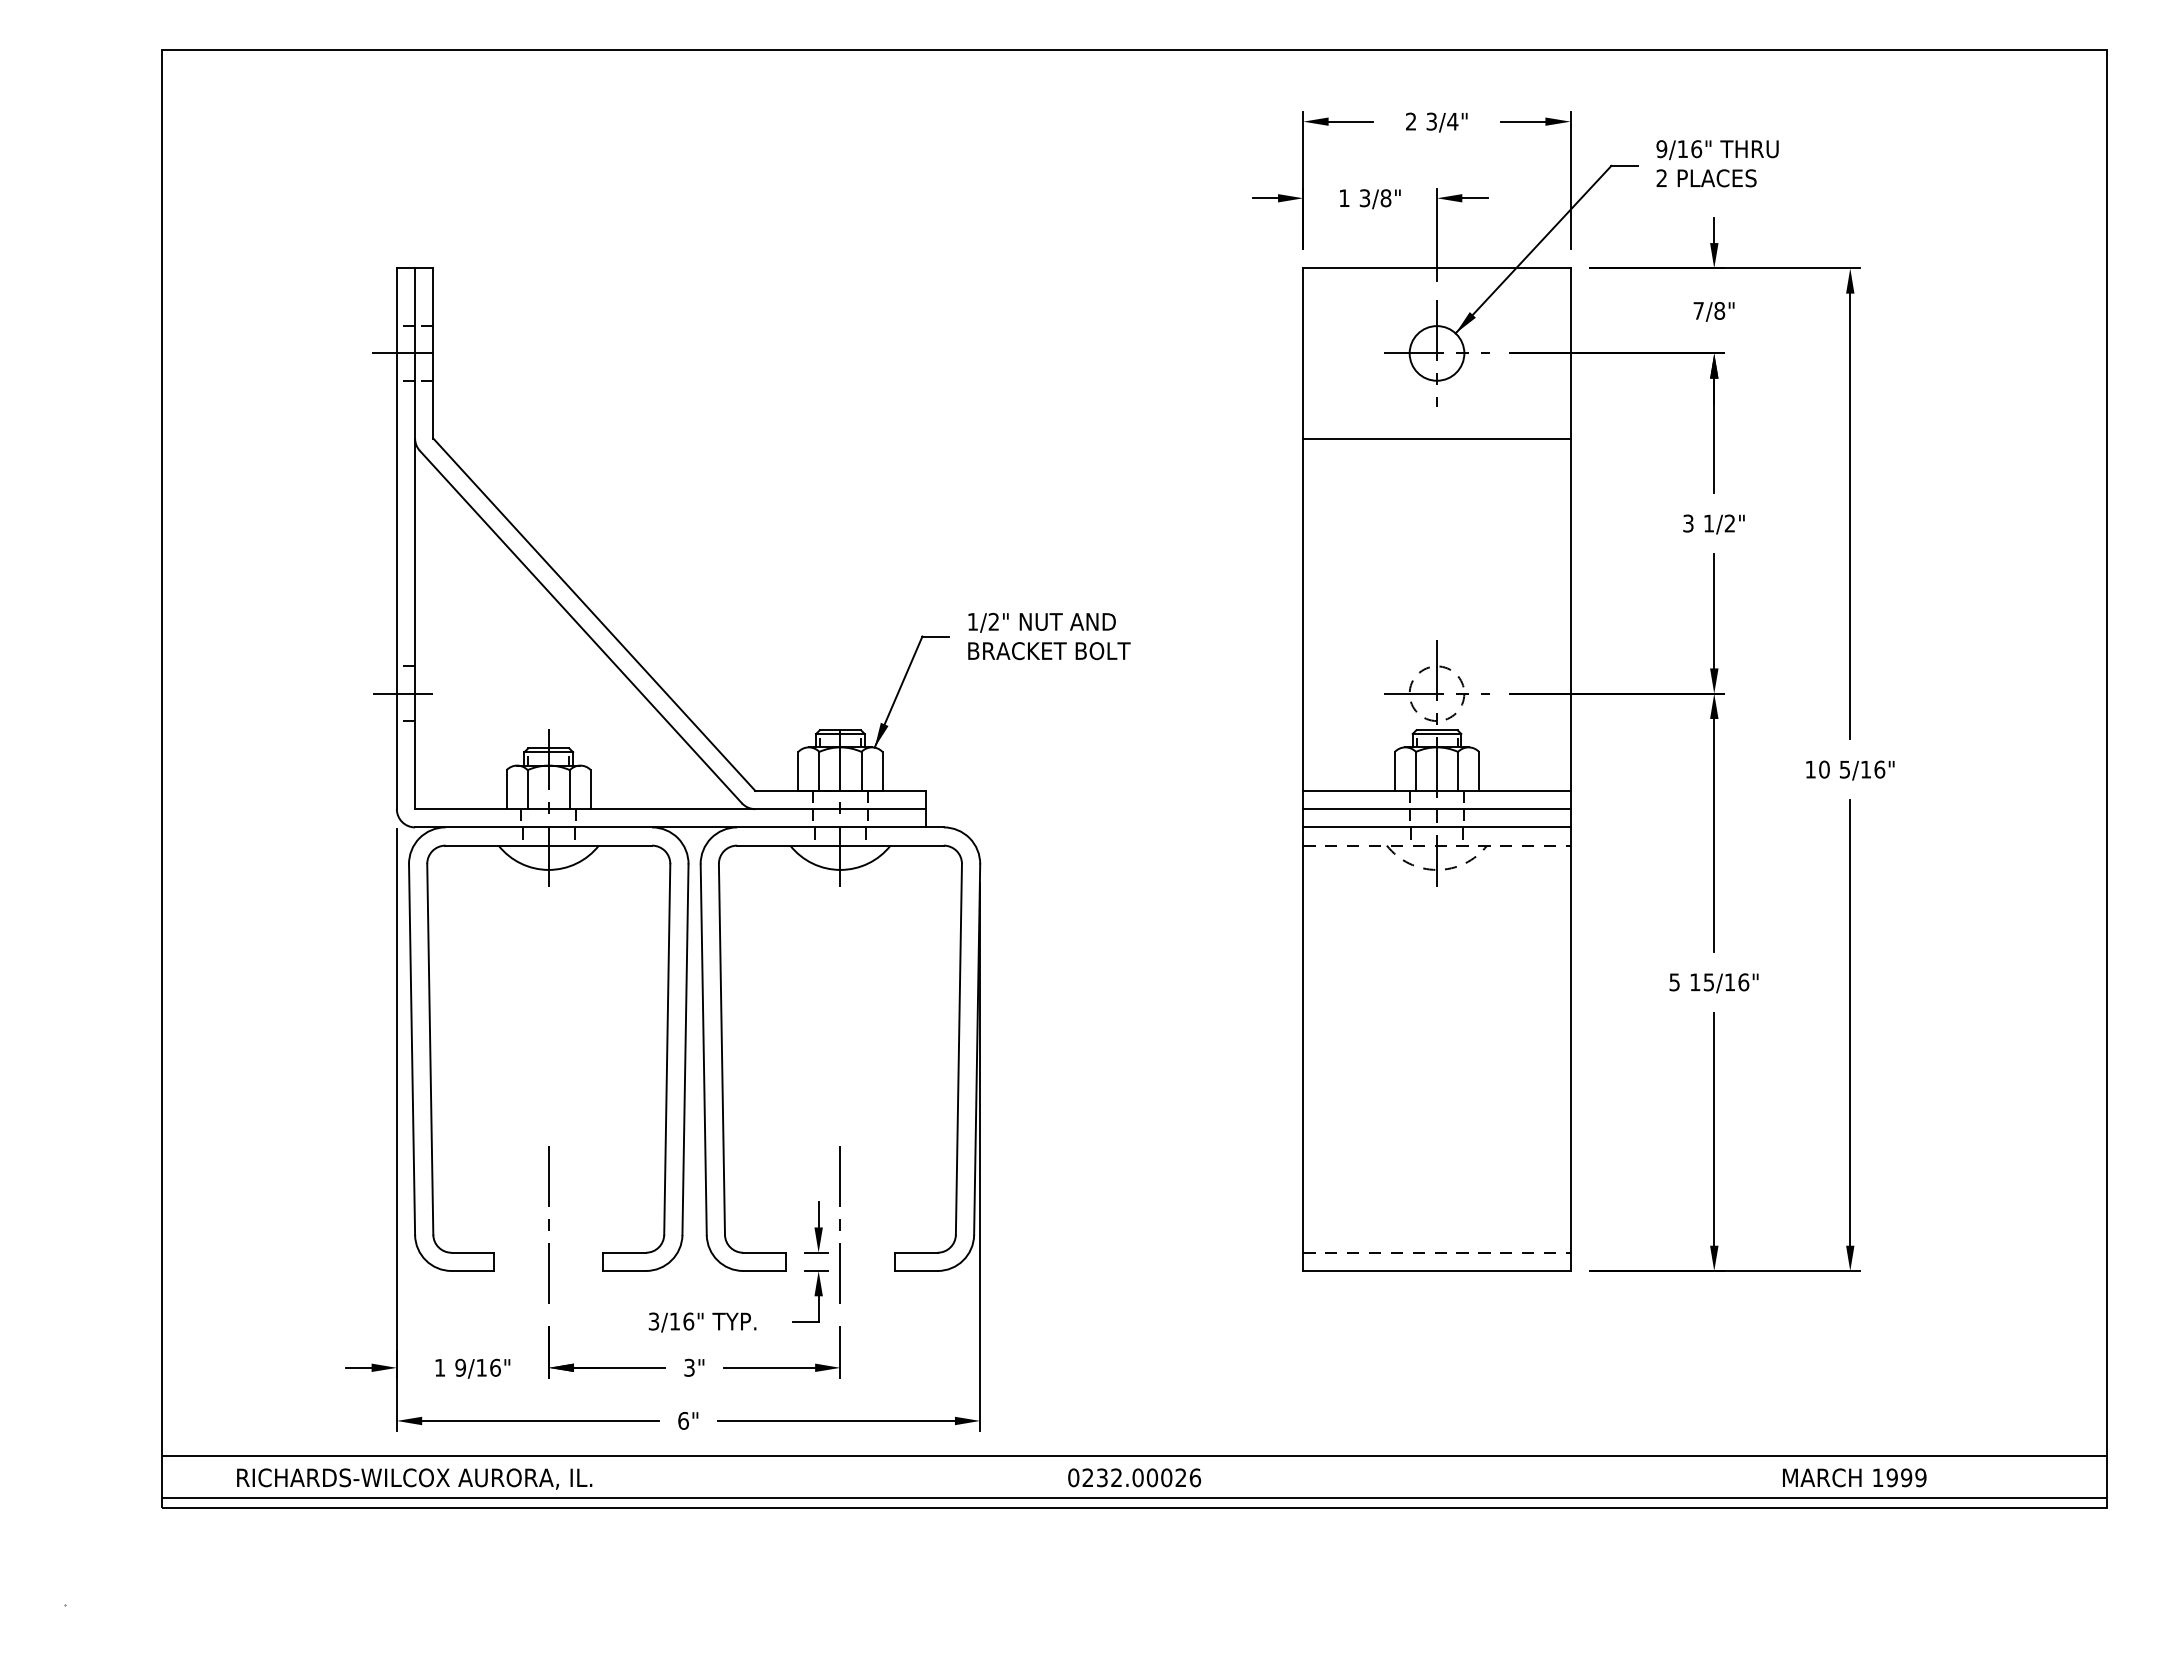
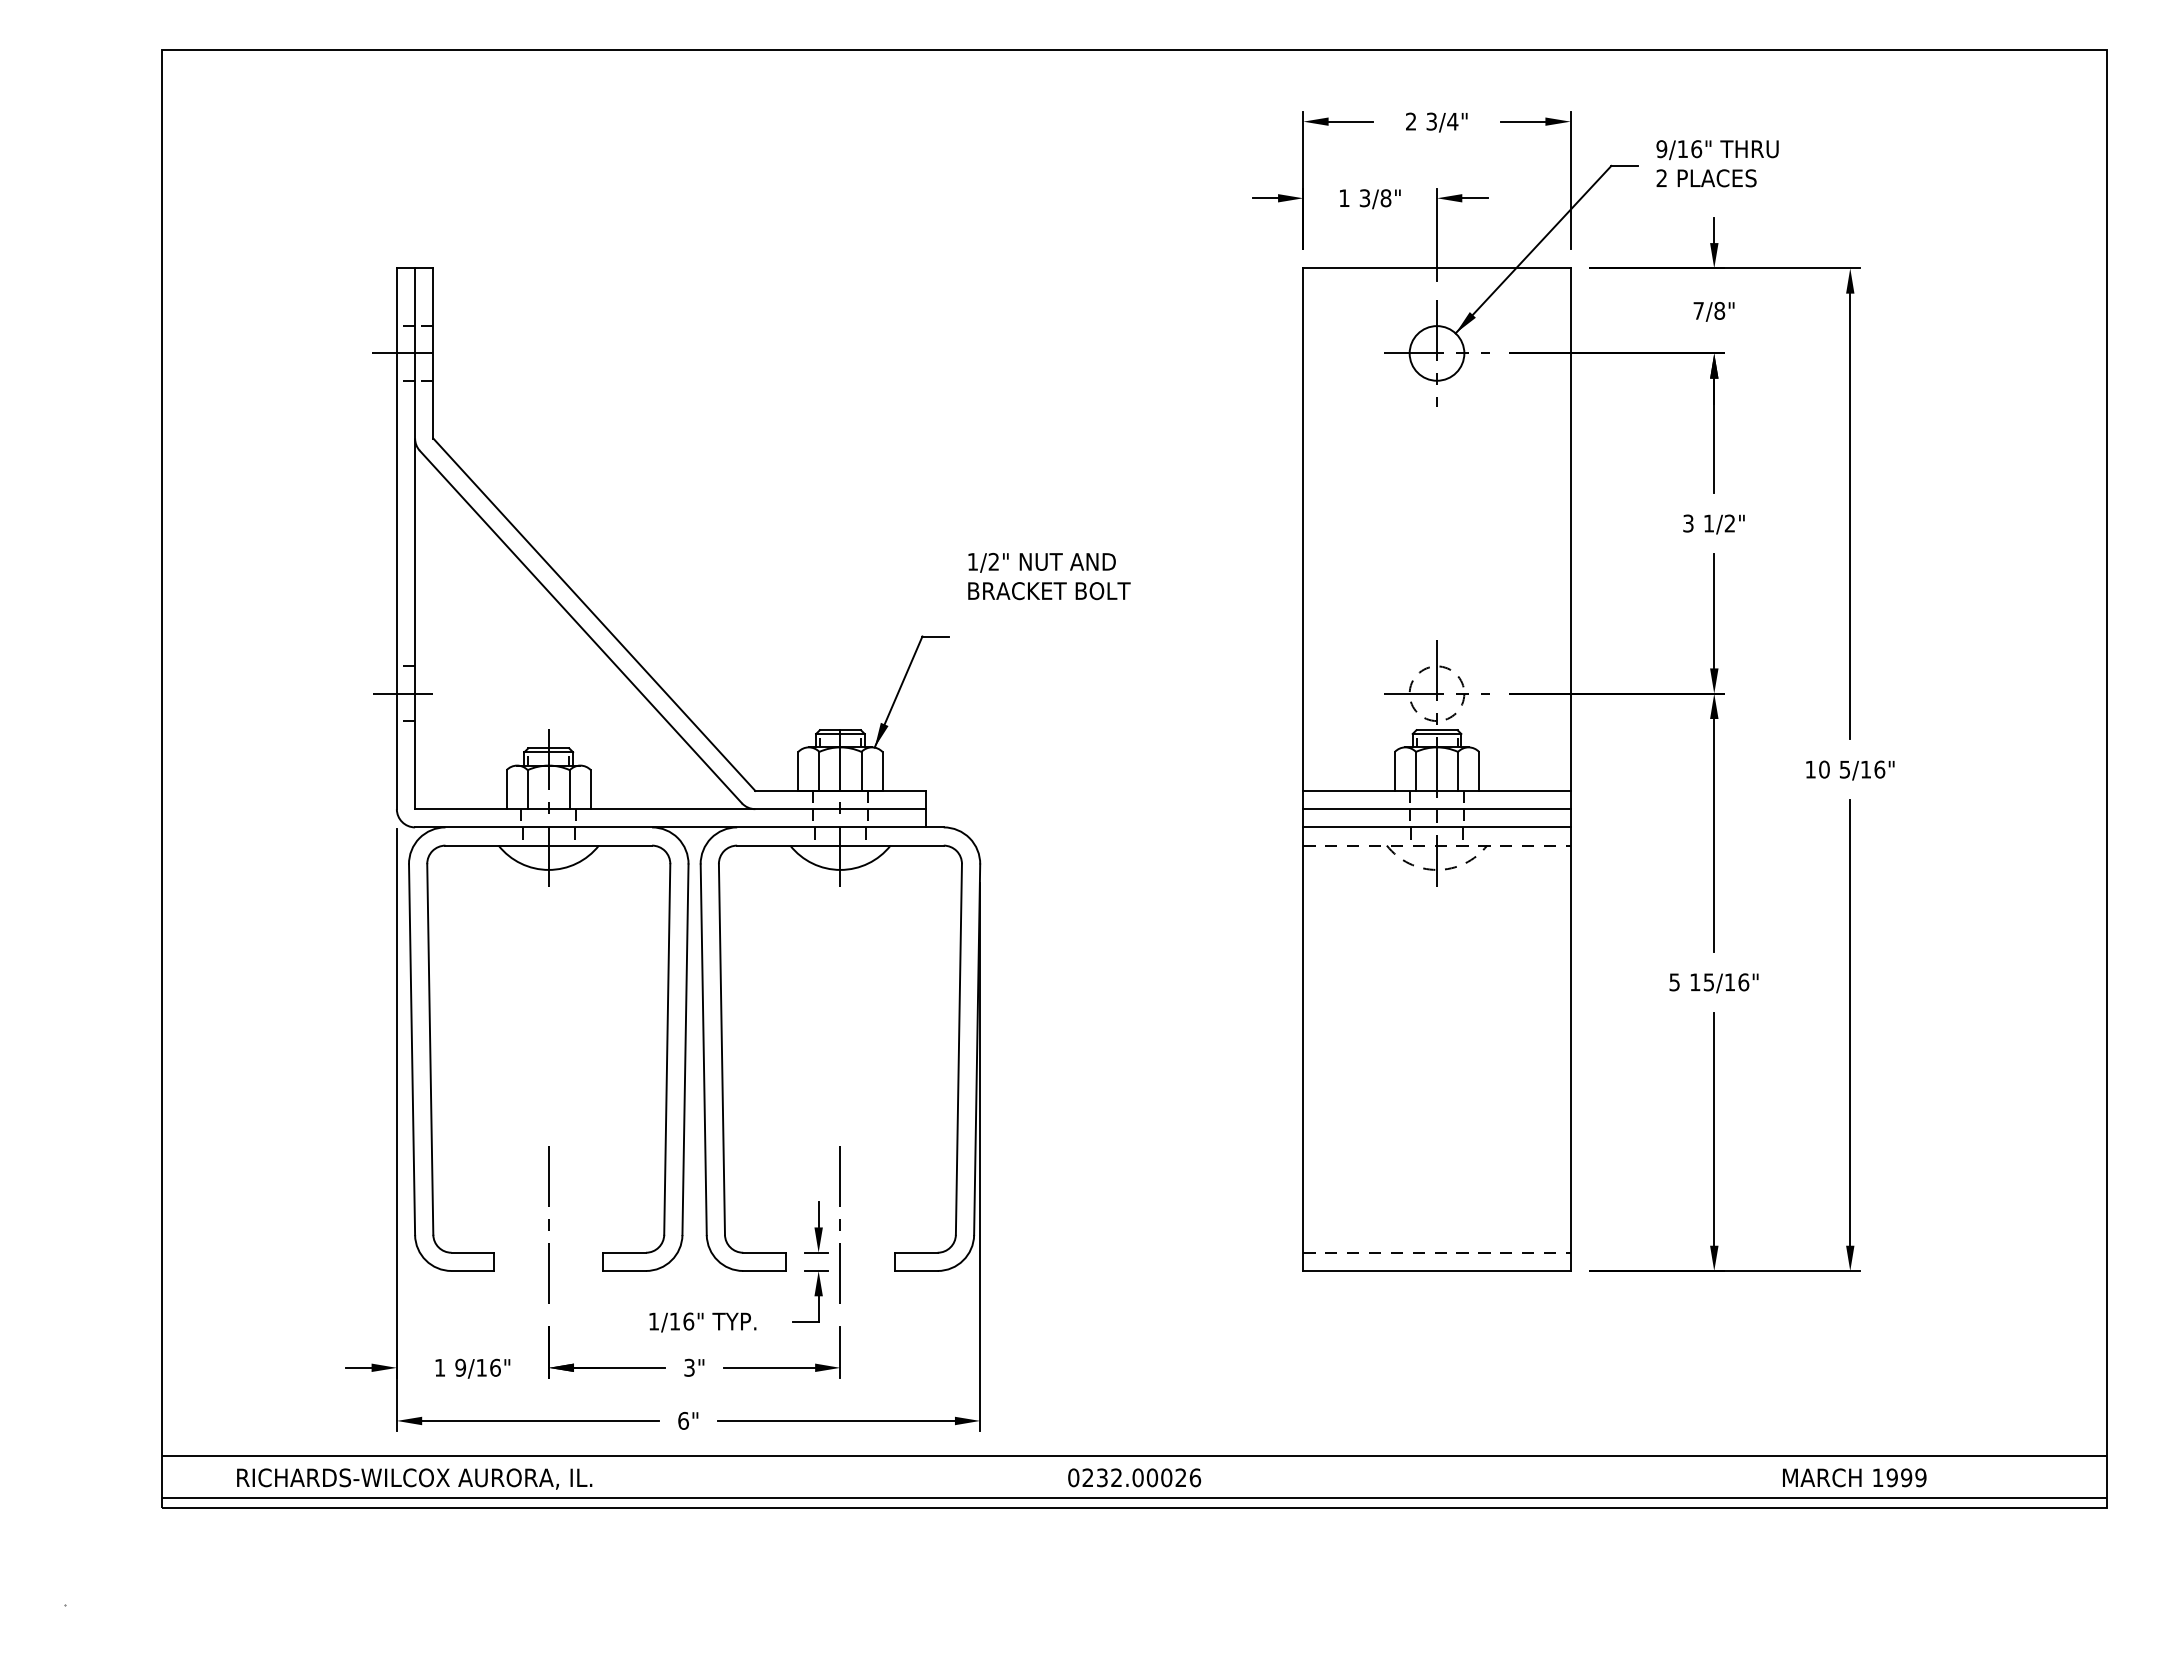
line: present -> none (1436, 438)
text position: (1049, 636) -> (1049, 576) (1049, 576)
text: 3/16" -> 1/16" (653, 1321)
